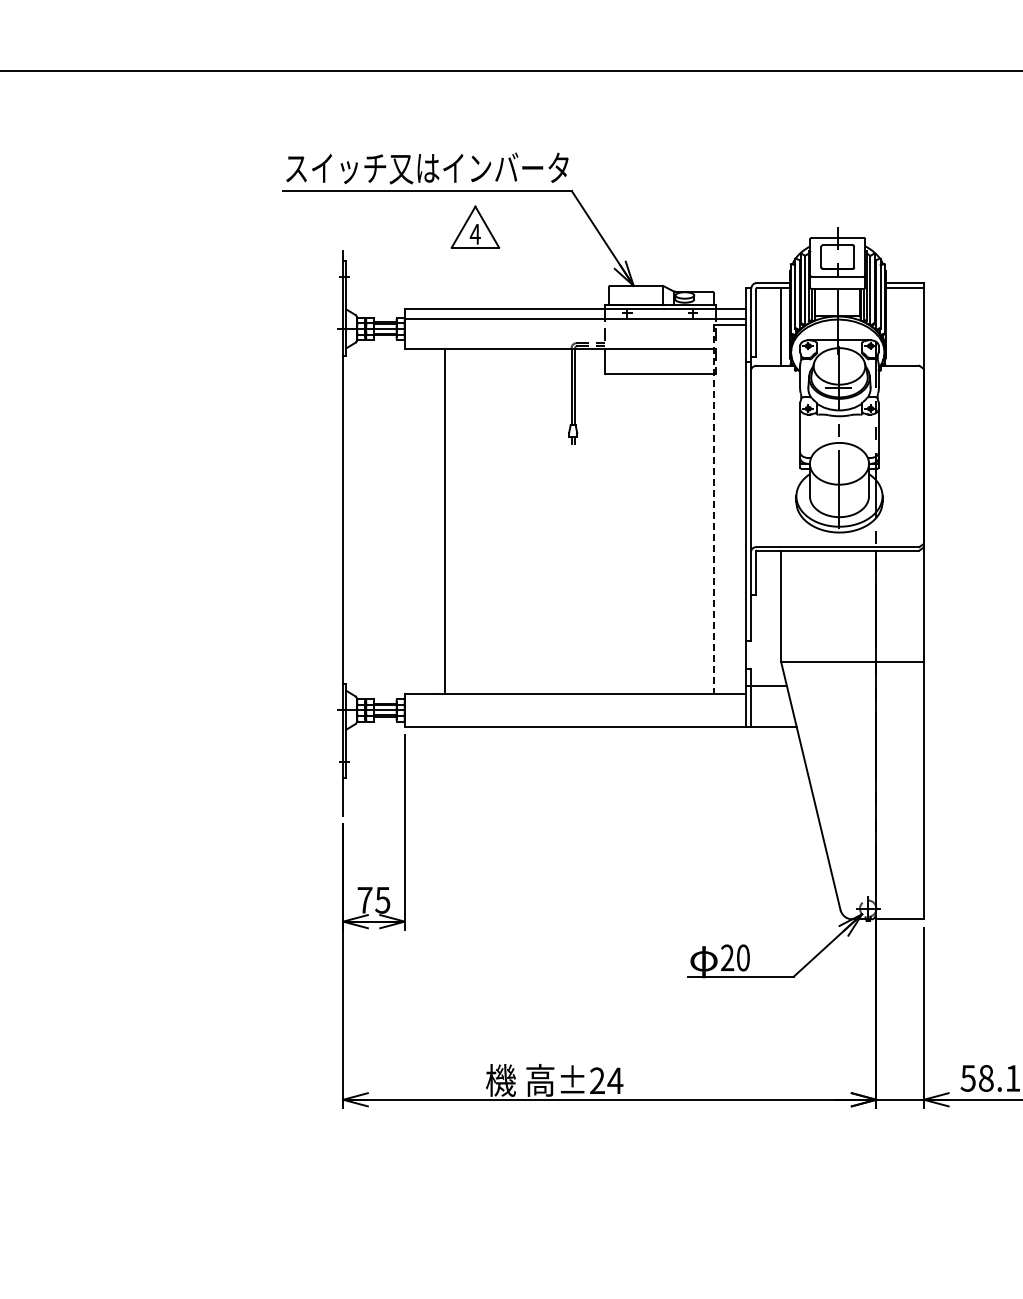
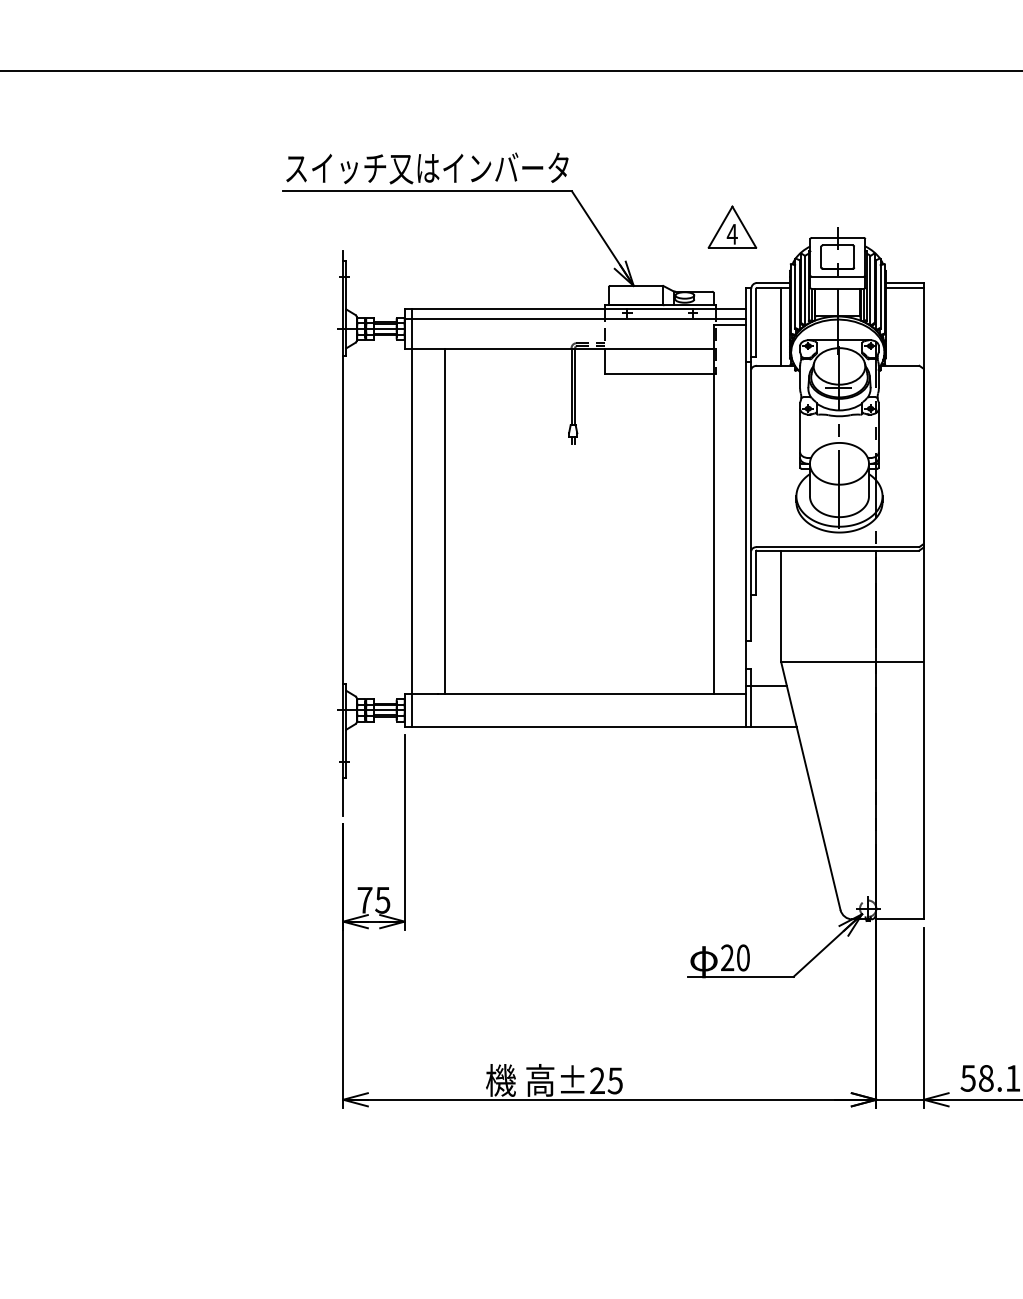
part position: (475, 226) -> (732, 226) (732, 226)
line: dashed -> solid (713, 509)
line: none -> present (412, 517)
text: ±24 -> ±25 (615, 1080)
